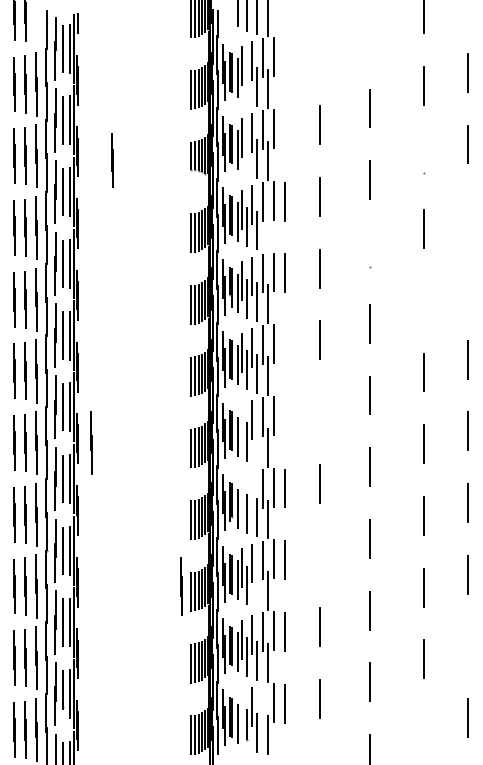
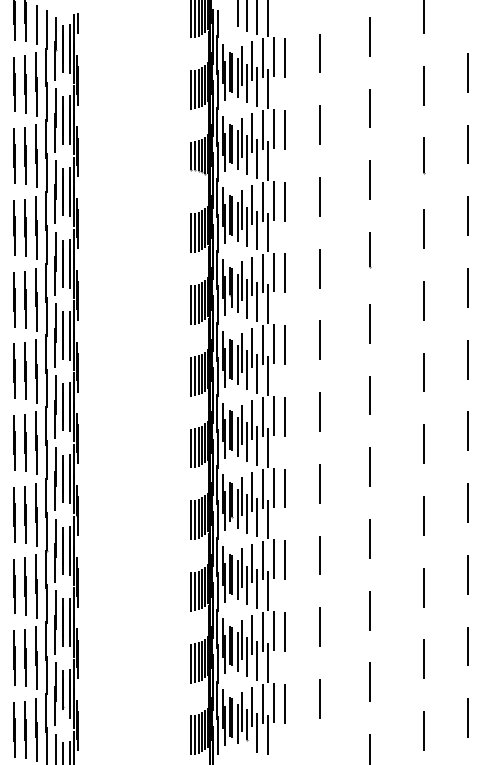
line: none -> present (36, 24)
line: none -> present (369, 36)
line: none -> present (320, 53)
line: none -> present (285, 58)
line: none -> present (247, 83)
line: none -> present (285, 129)
line: none -> present (247, 155)
line: none -> present (423, 155)
line: present -> none (112, 160)
line: none -> present (468, 216)
line: none -> present (267, 232)
line: none -> present (370, 249)
line: none -> present (468, 287)
line: none -> present (423, 300)
line: none -> present (285, 345)
line: none -> present (320, 411)
line: none -> present (285, 416)
line: none -> present (241, 424)
line: present -> none (91, 442)
line: none -> present (257, 445)
line: none -> present (251, 491)
line: none -> present (241, 496)
line: none -> present (319, 555)
line: present -> none (181, 586)
line: none -> present (257, 589)
line: none -> present (468, 646)
line: none -> present (262, 703)
line: none -> present (241, 711)
line: none -> present (423, 731)
